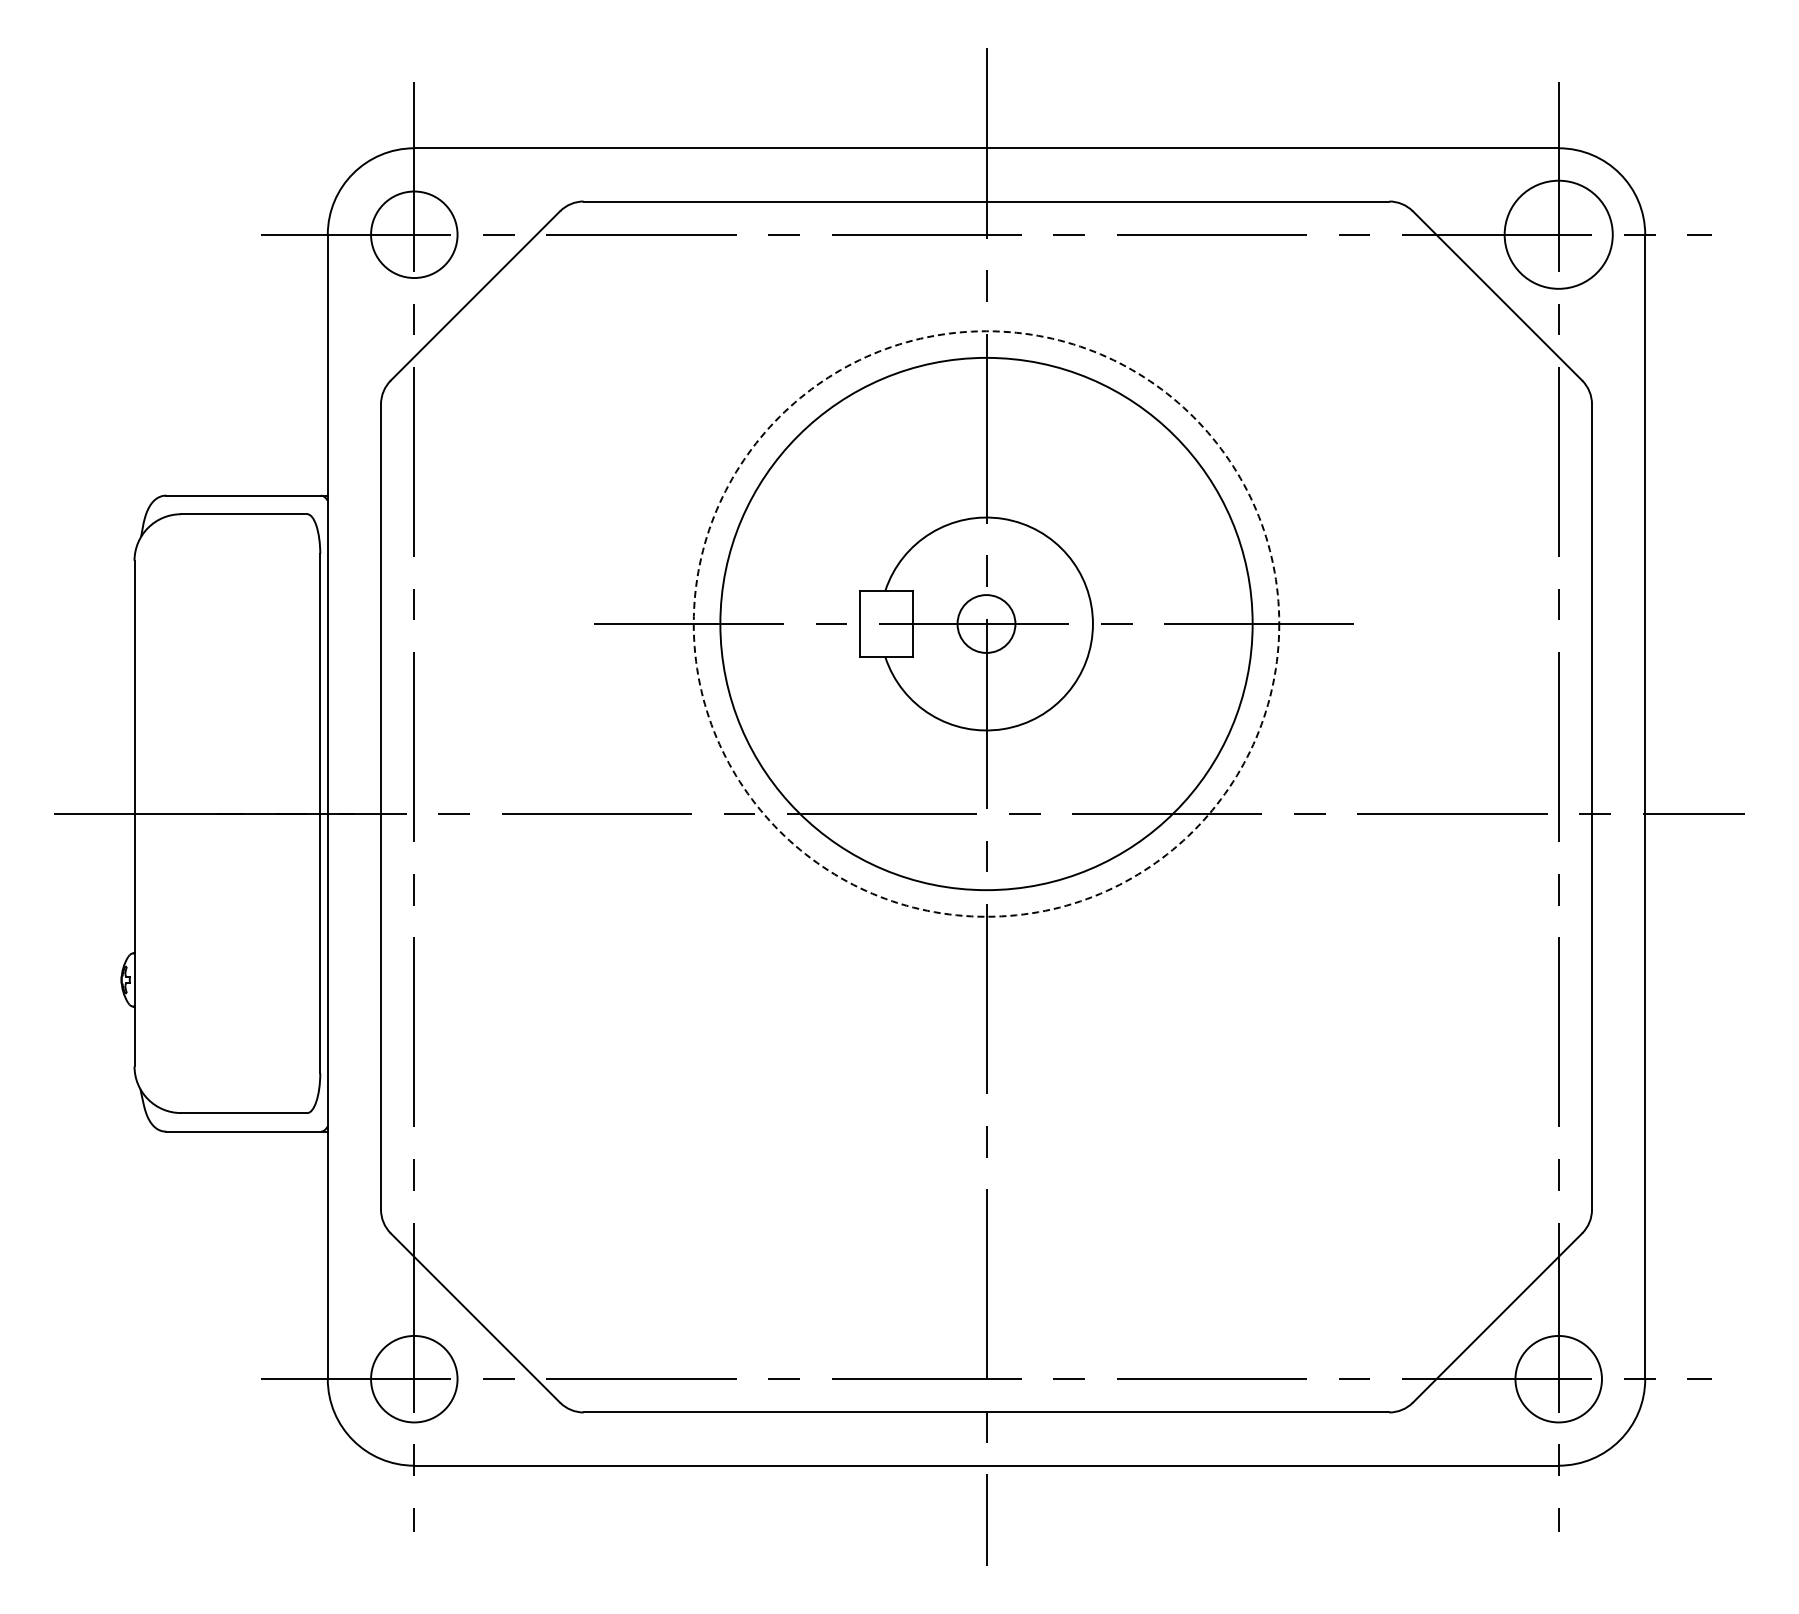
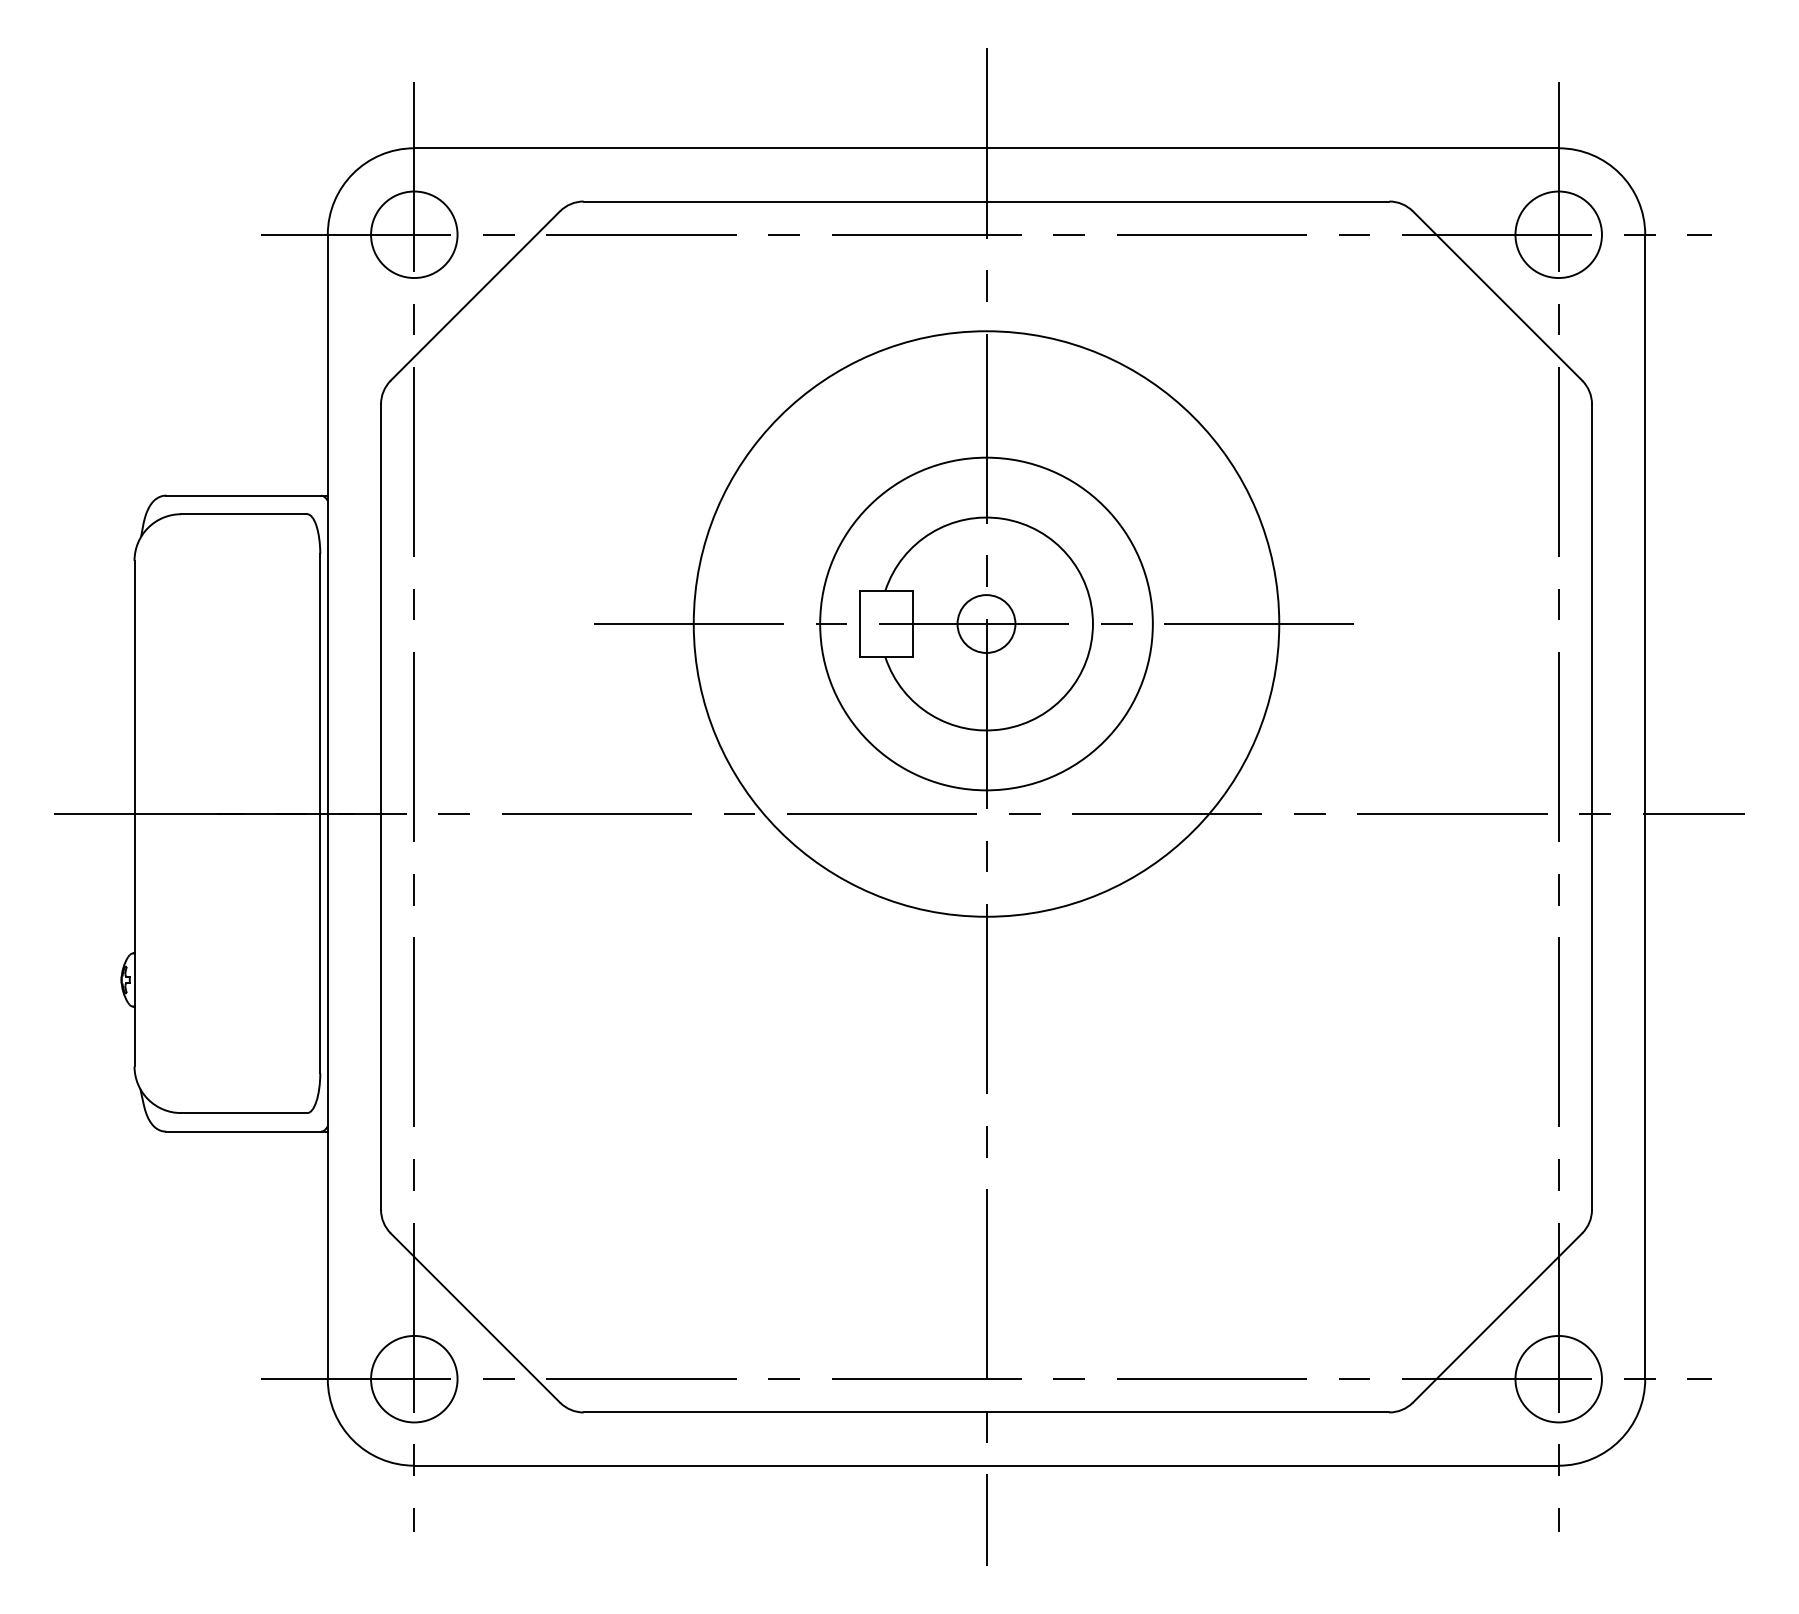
circle diameter: 108 px -> 86 px (1558, 234)
circle diameter: 532 px -> 333 px (986, 623)
circle: dashed -> solid (986, 623)
